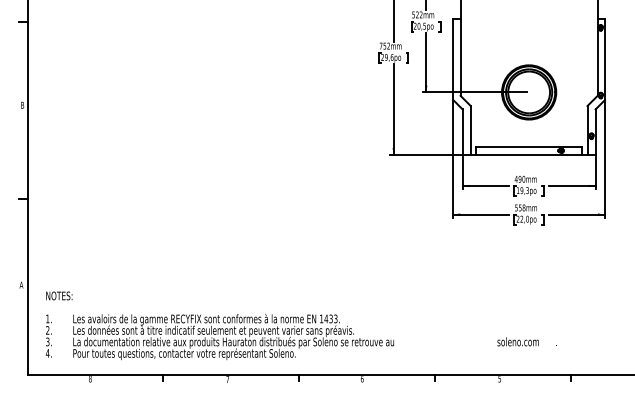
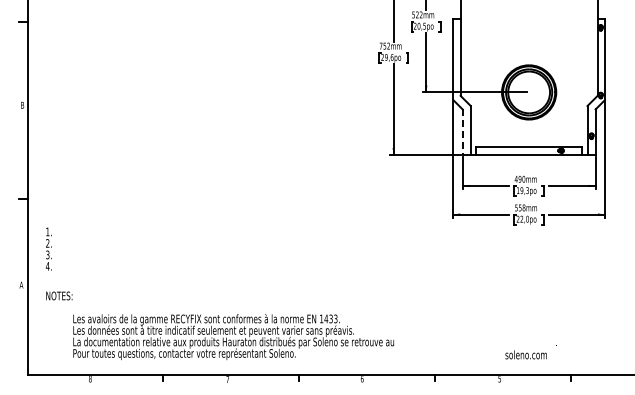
line: solid -> dashed (462, 132)
text position: (48, 335) -> (48, 248) (48, 248)
text position: (517, 341) -> (525, 354) (525, 354)
